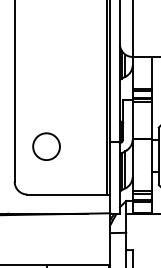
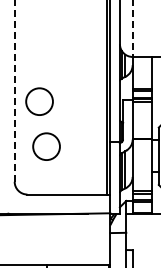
line: solid -> dashed (132, 28)
line: solid -> dashed (14, 90)
circle: none -> present (39, 101)
